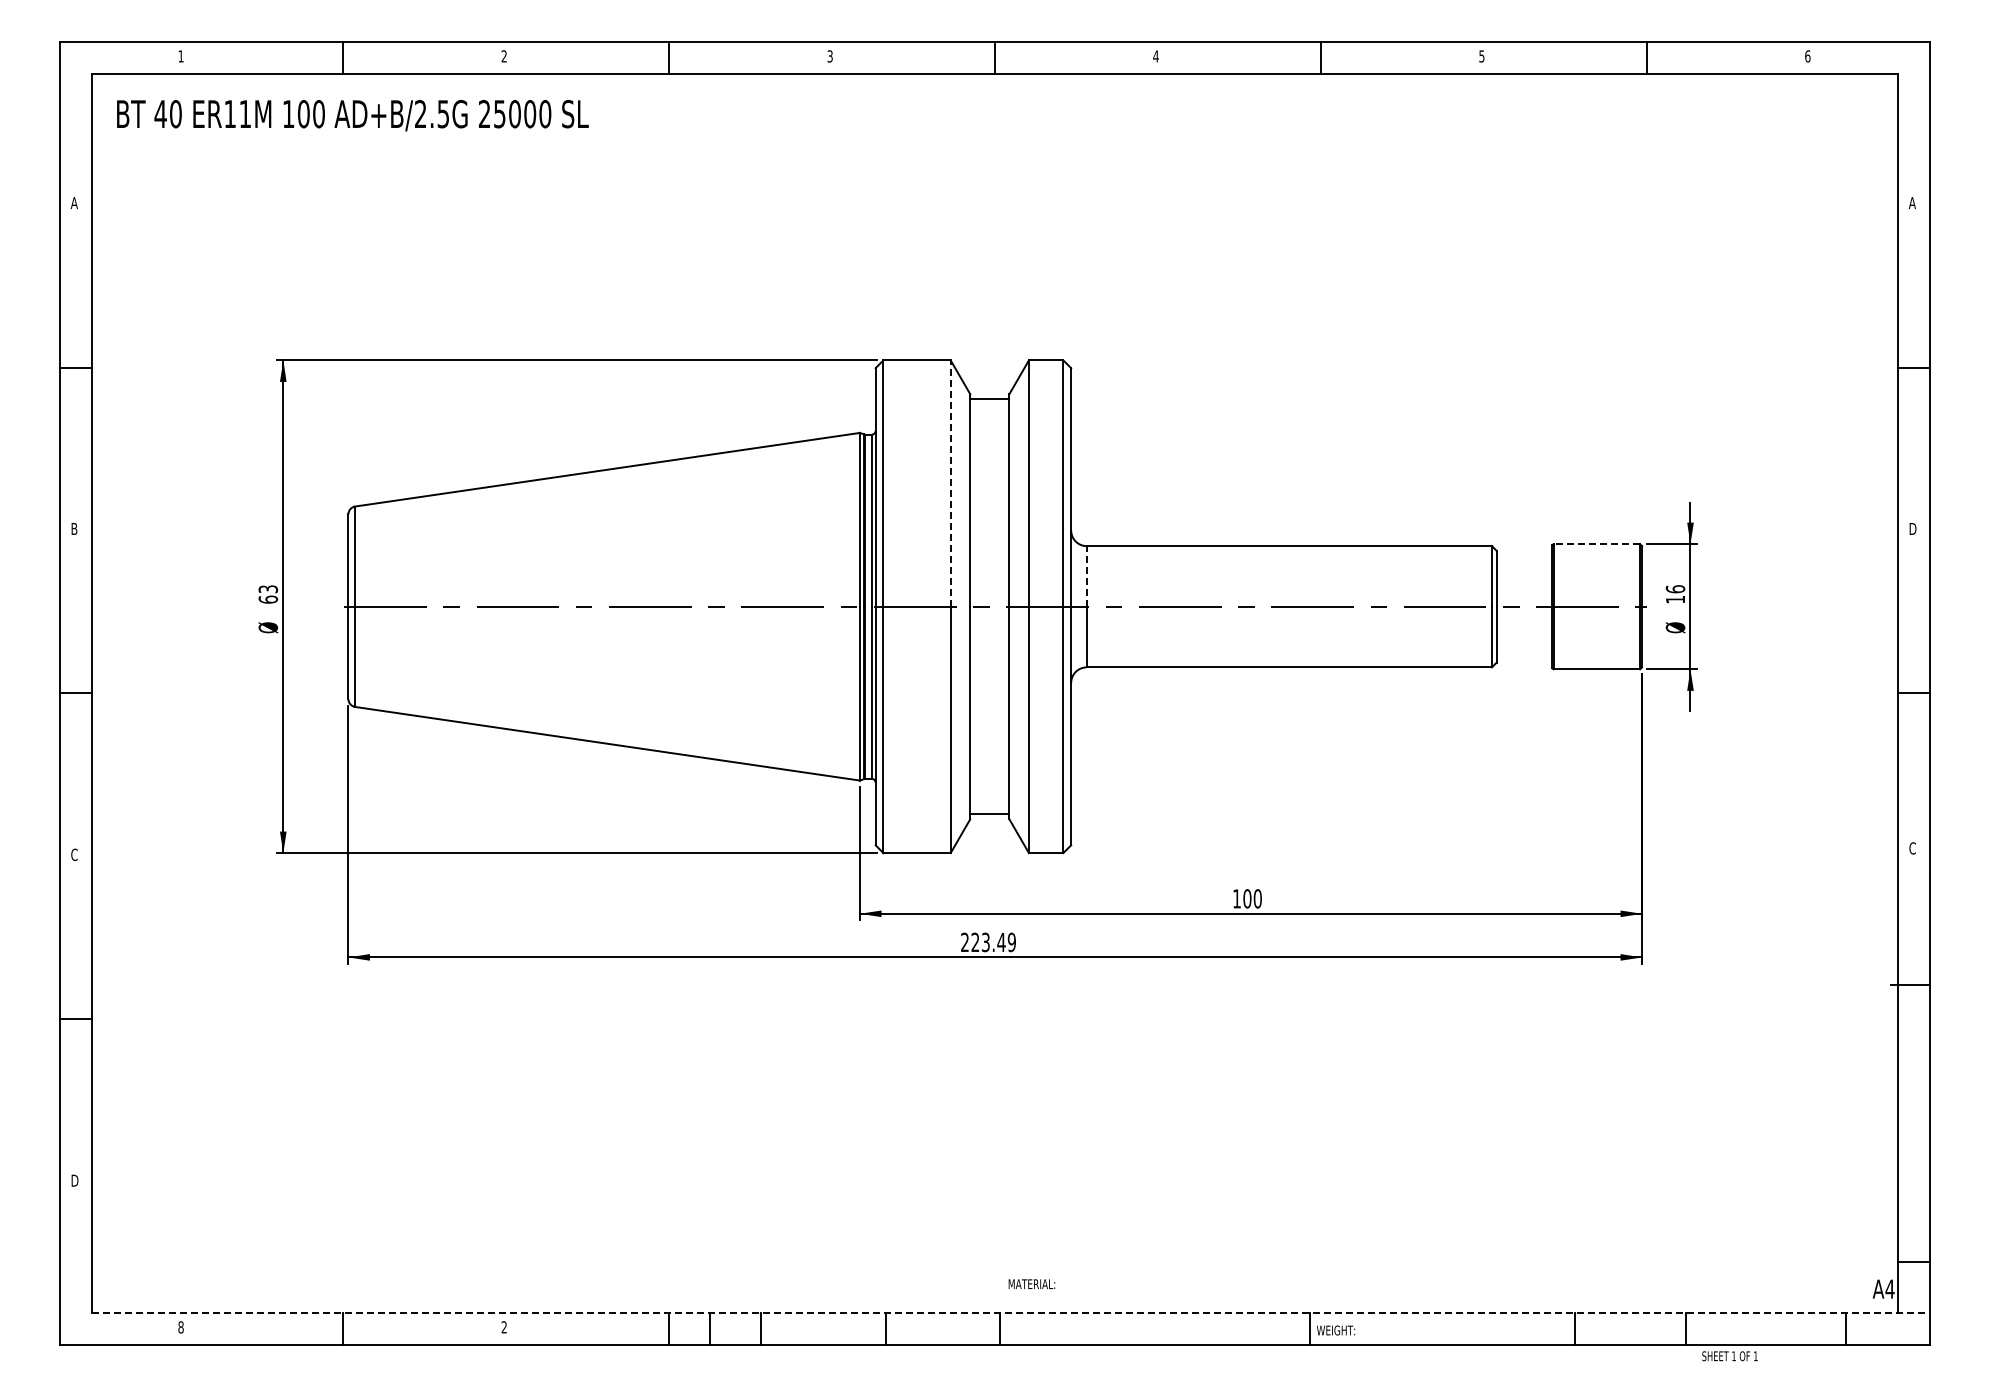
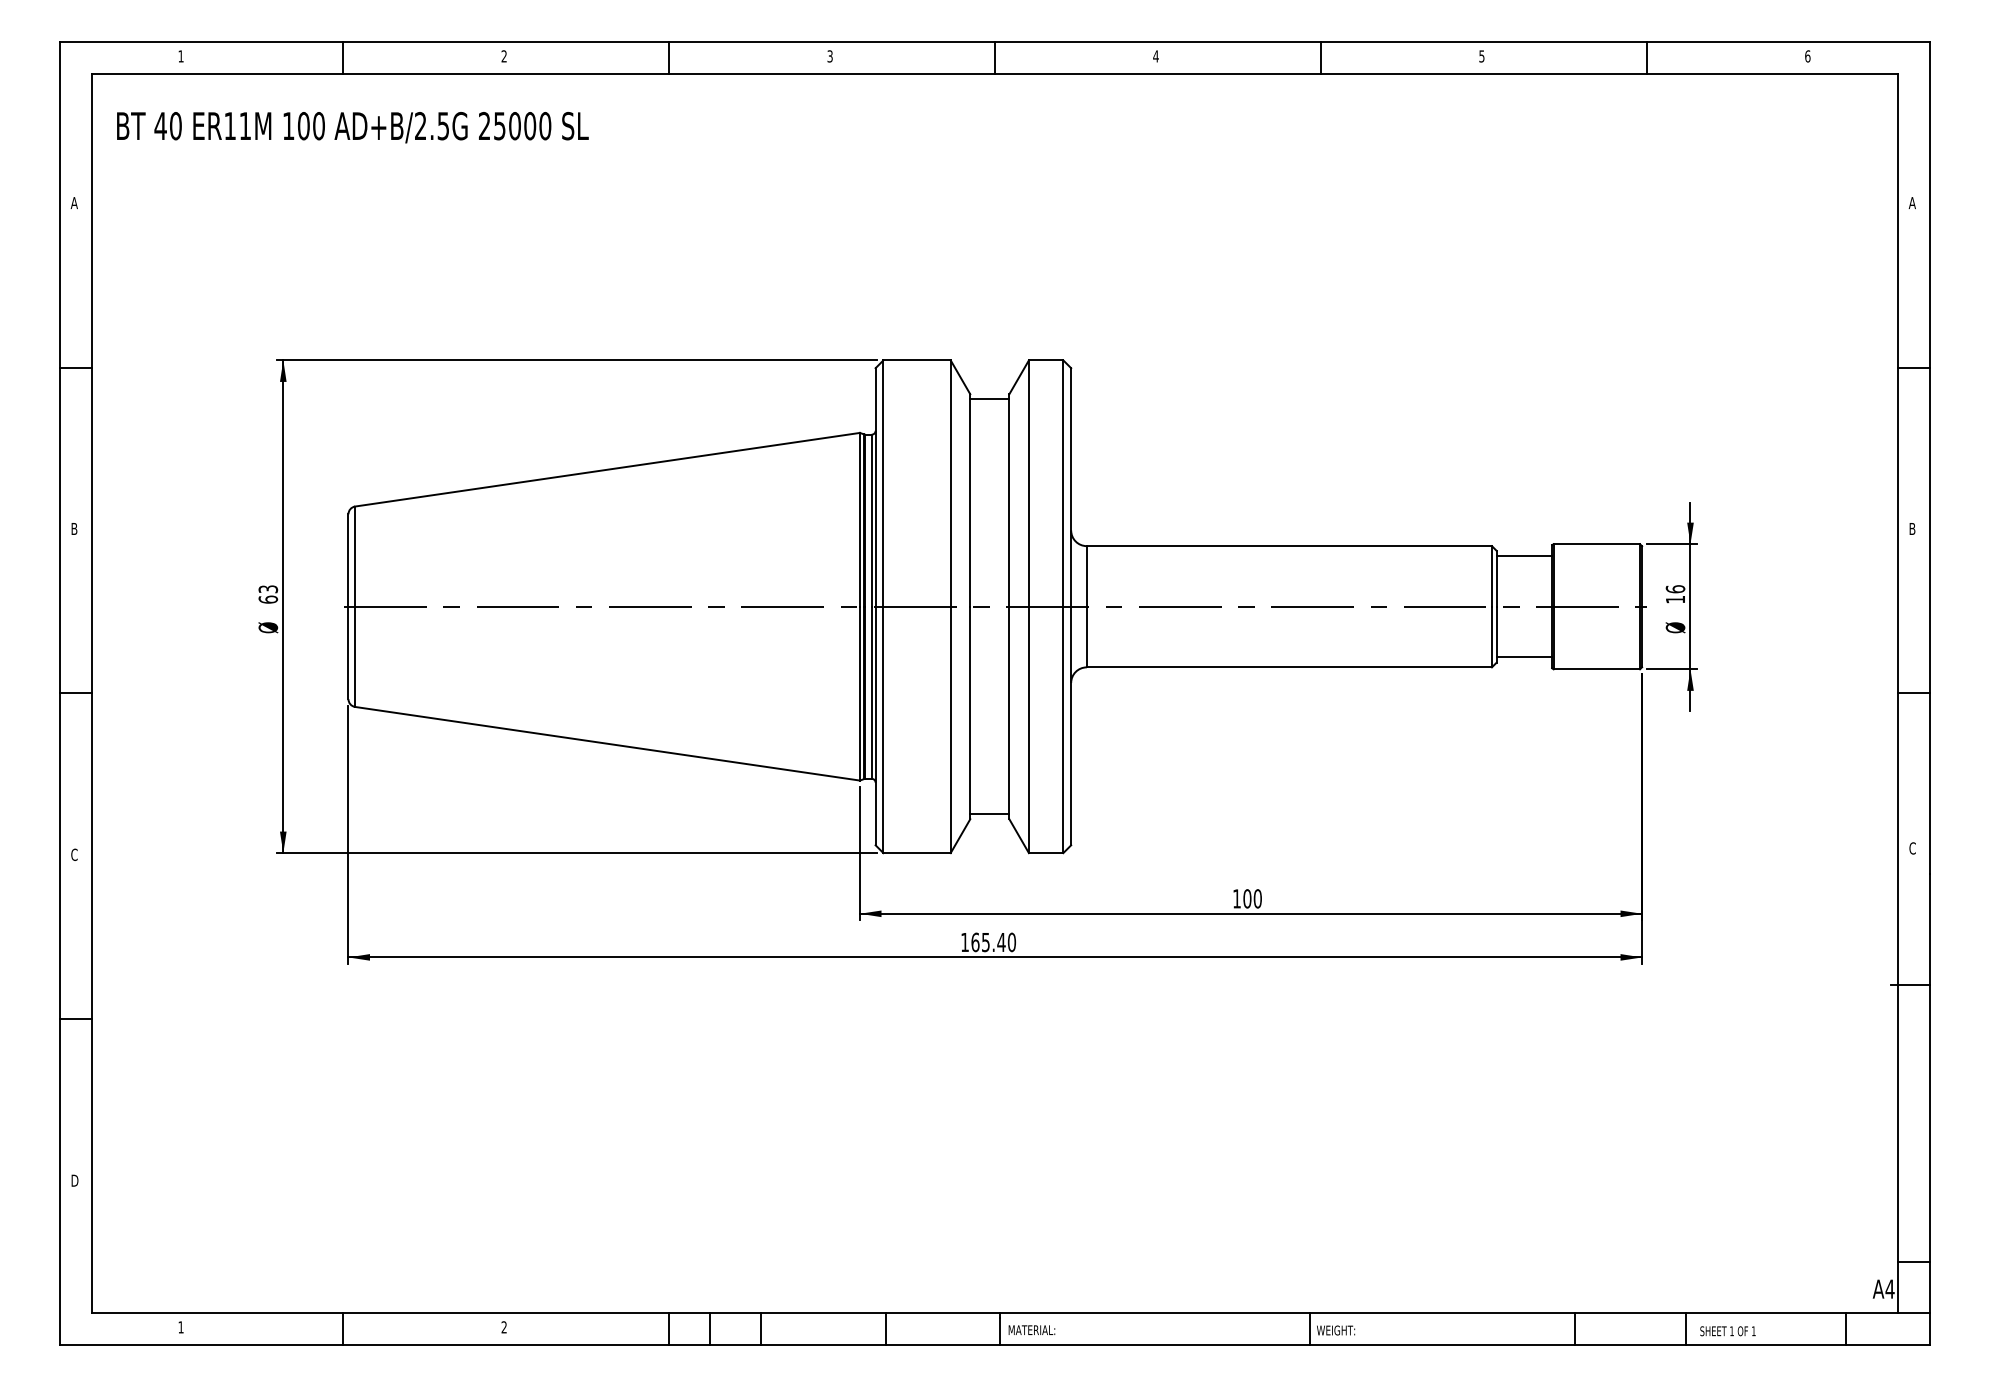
text position: (352, 115) -> (352, 127) (352, 127)
line: dashed -> solid (950, 483)
text: D -> B (1913, 528)
line: dashed -> solid (1596, 544)
line: none -> present (1524, 556)
line: dashed -> solid (1086, 575)
line: none -> present (1524, 657)
text: 223.49 -> 165.40 (988, 942)
text position: (1031, 1283) -> (1031, 1329) (1031, 1329)
line: dashed -> solid (1011, 1312)
text: 8 -> 1 (180, 1327)
text position: (1729, 1356) -> (1727, 1331) (1727, 1331)
